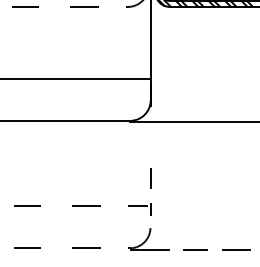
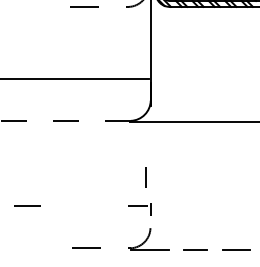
line: present -> none (25, 6)
line: solid -> dashed (65, 120)
line position: (150, 178) -> (145, 177) (145, 177)
line: present -> none (85, 205)
line: present -> none (27, 248)
